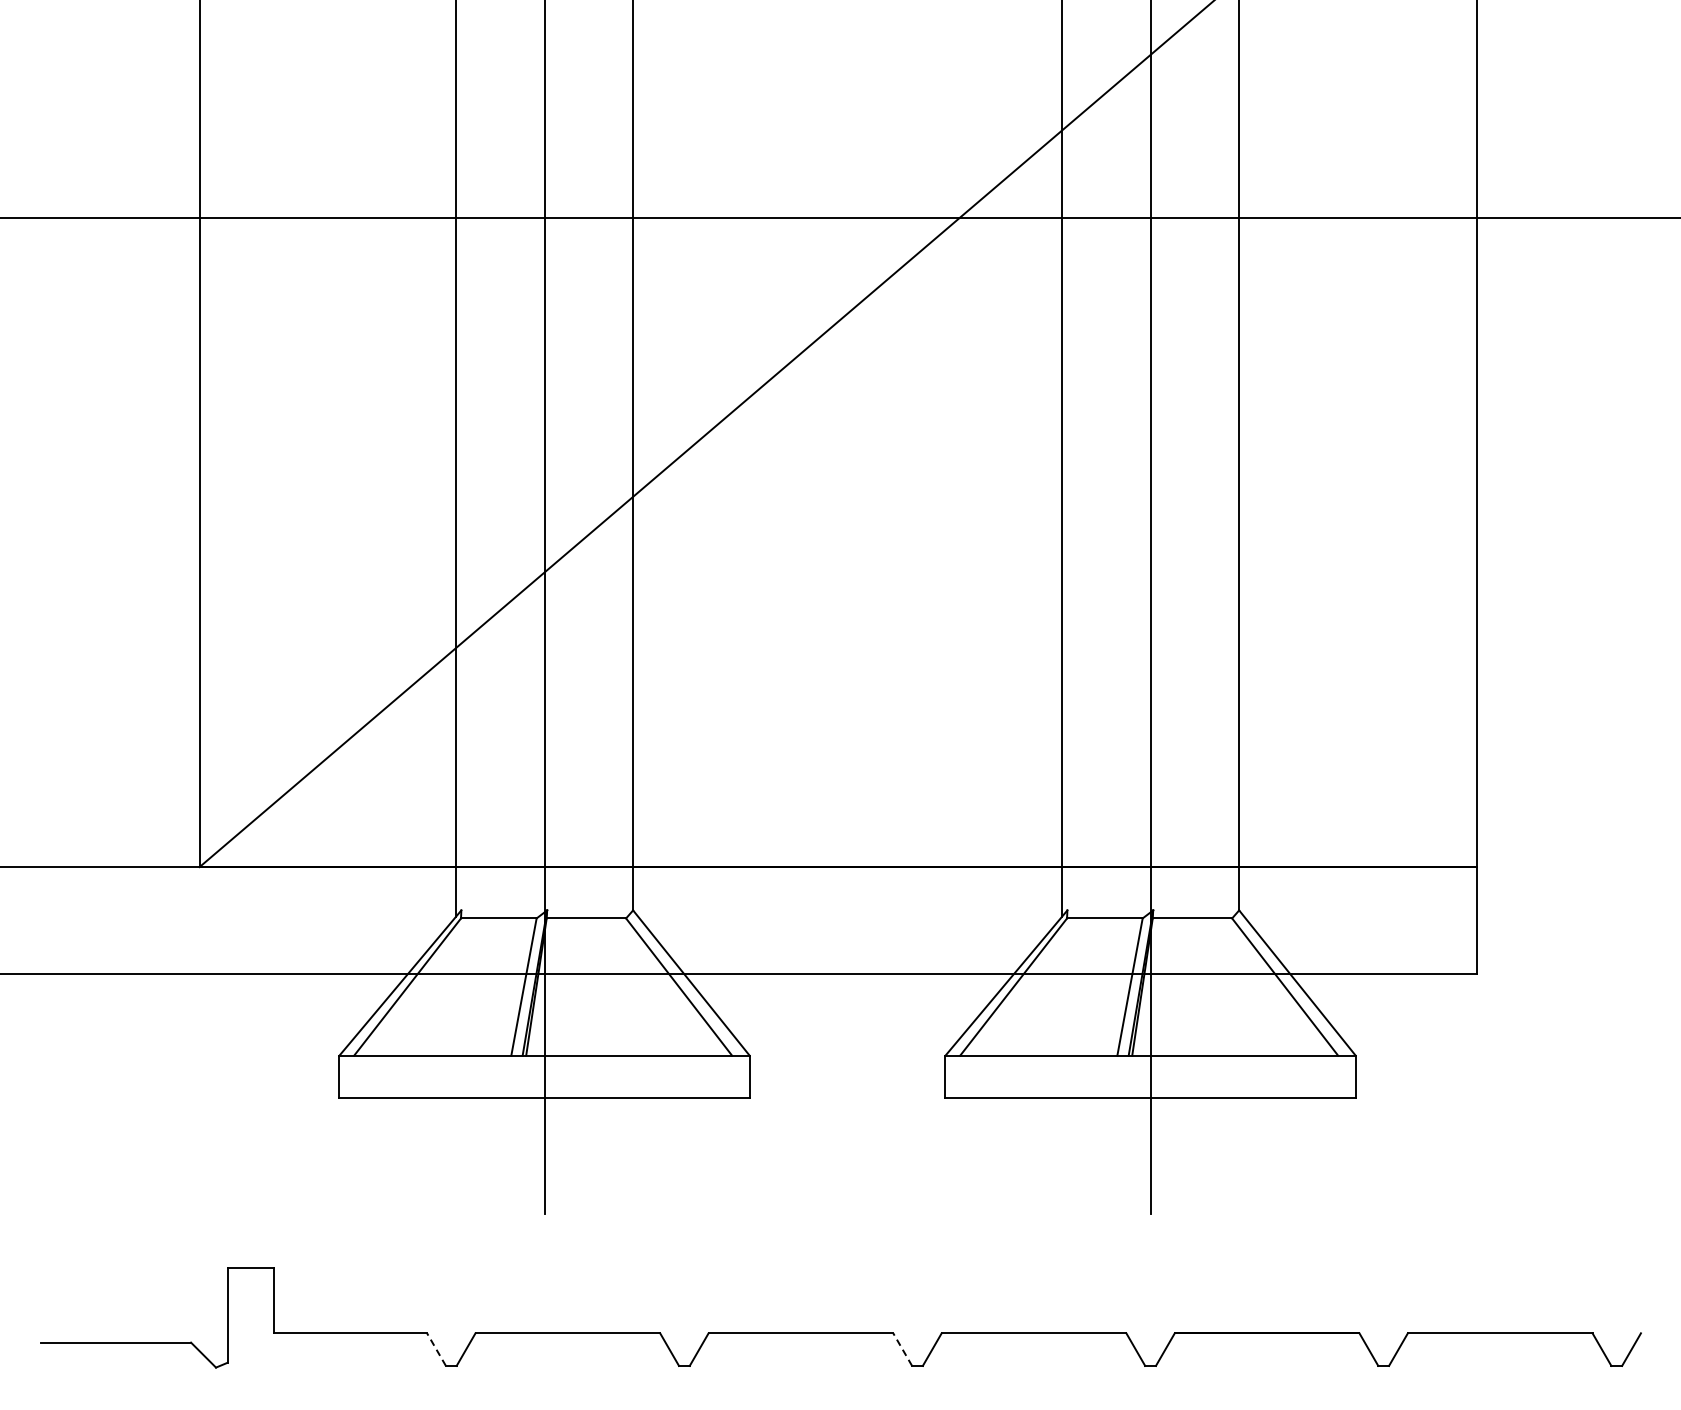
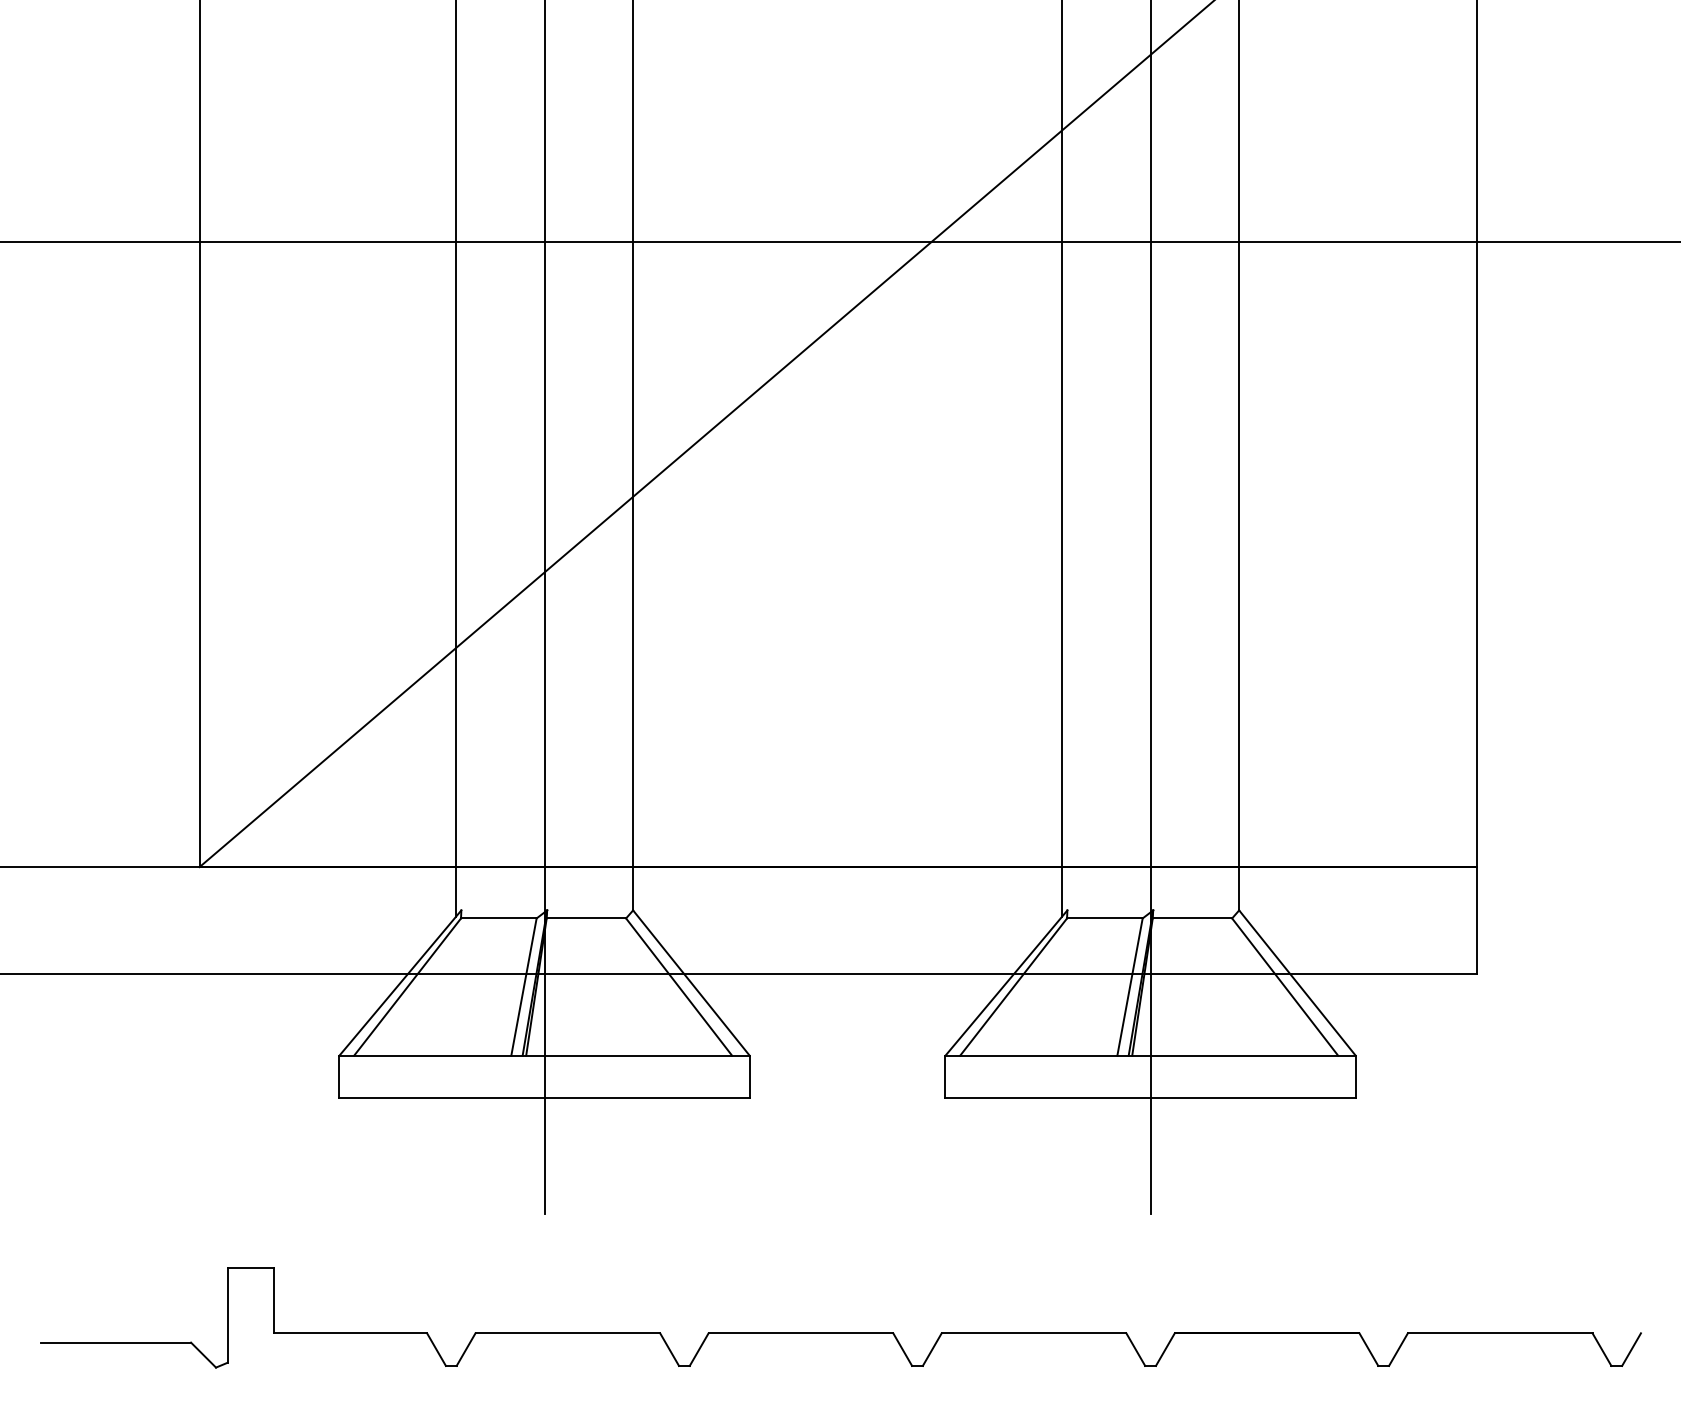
line position: (839, 218) -> (839, 242) (839, 242)
line: dashed -> solid (436, 1349)
line: dashed -> solid (902, 1349)
